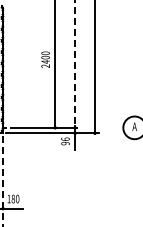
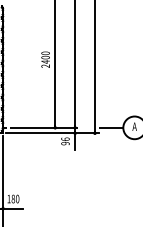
line: dashed -> solid (75, 63)
line: none -> present (111, 127)
line: dashed -> solid (3, 181)
